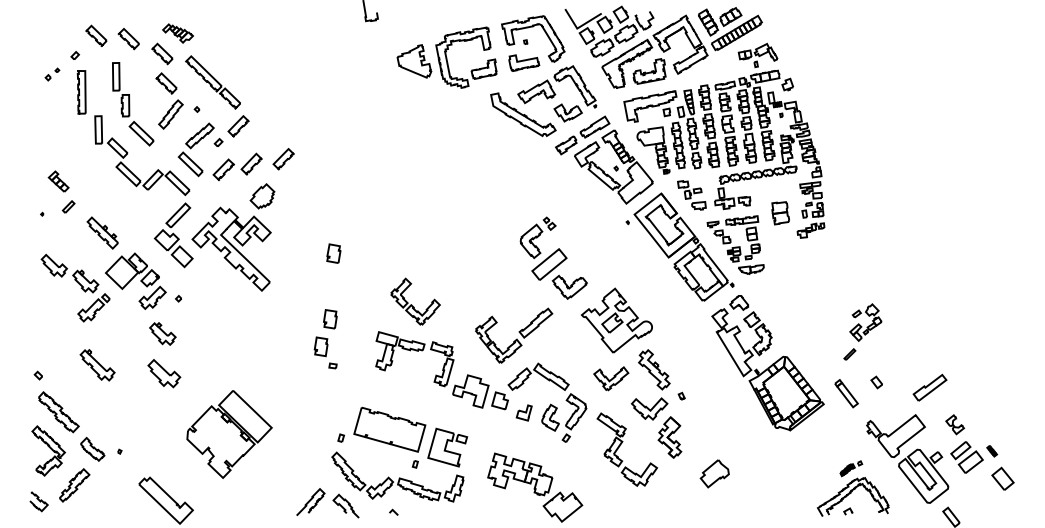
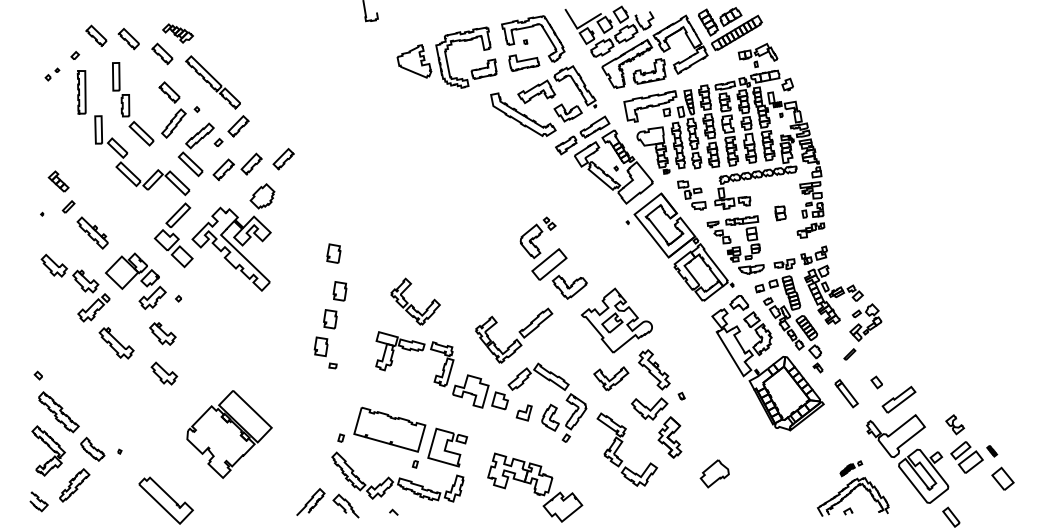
part position: (169, 100) -> (172, 109) (172, 109)
part size: 19x25 px -> 13x17 px (780, 213)
part position: (102, 232) -> (92, 232) (92, 232)
part: none -> present (339, 291)
part: none -> present (804, 315)
part position: (97, 365) -> (116, 343) (116, 343)
part size: 35x30 px -> 29x25 px (164, 373)
part position: (929, 387) -> (898, 399) (898, 399)
